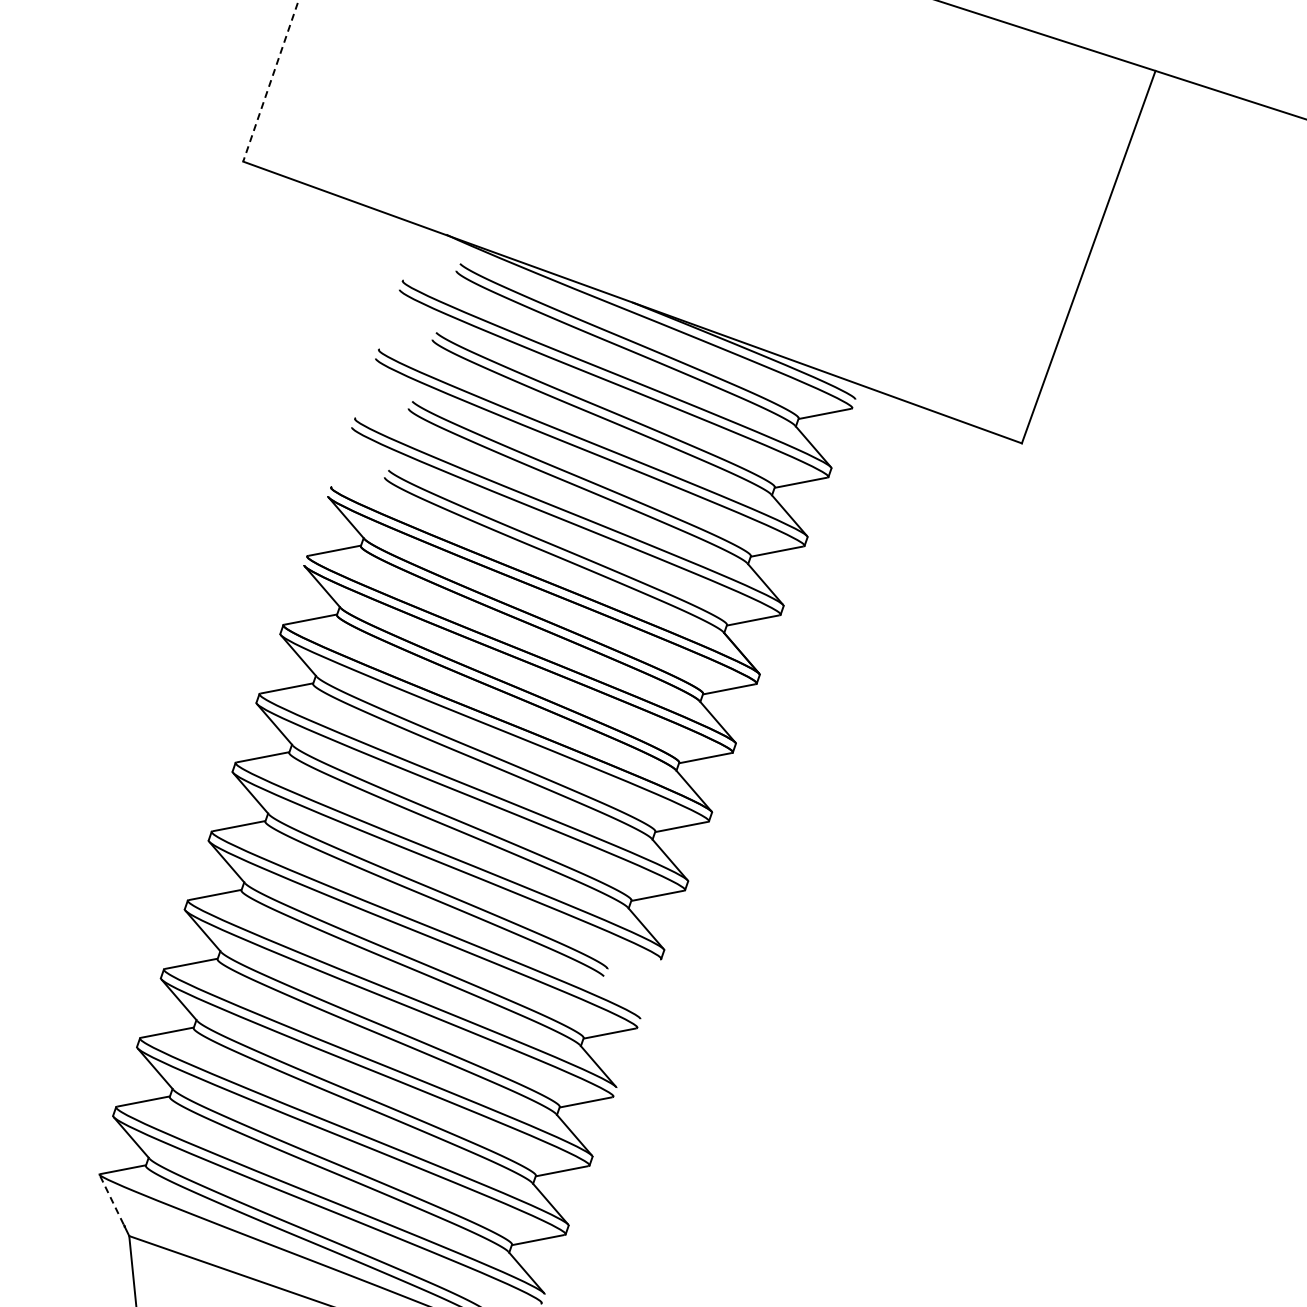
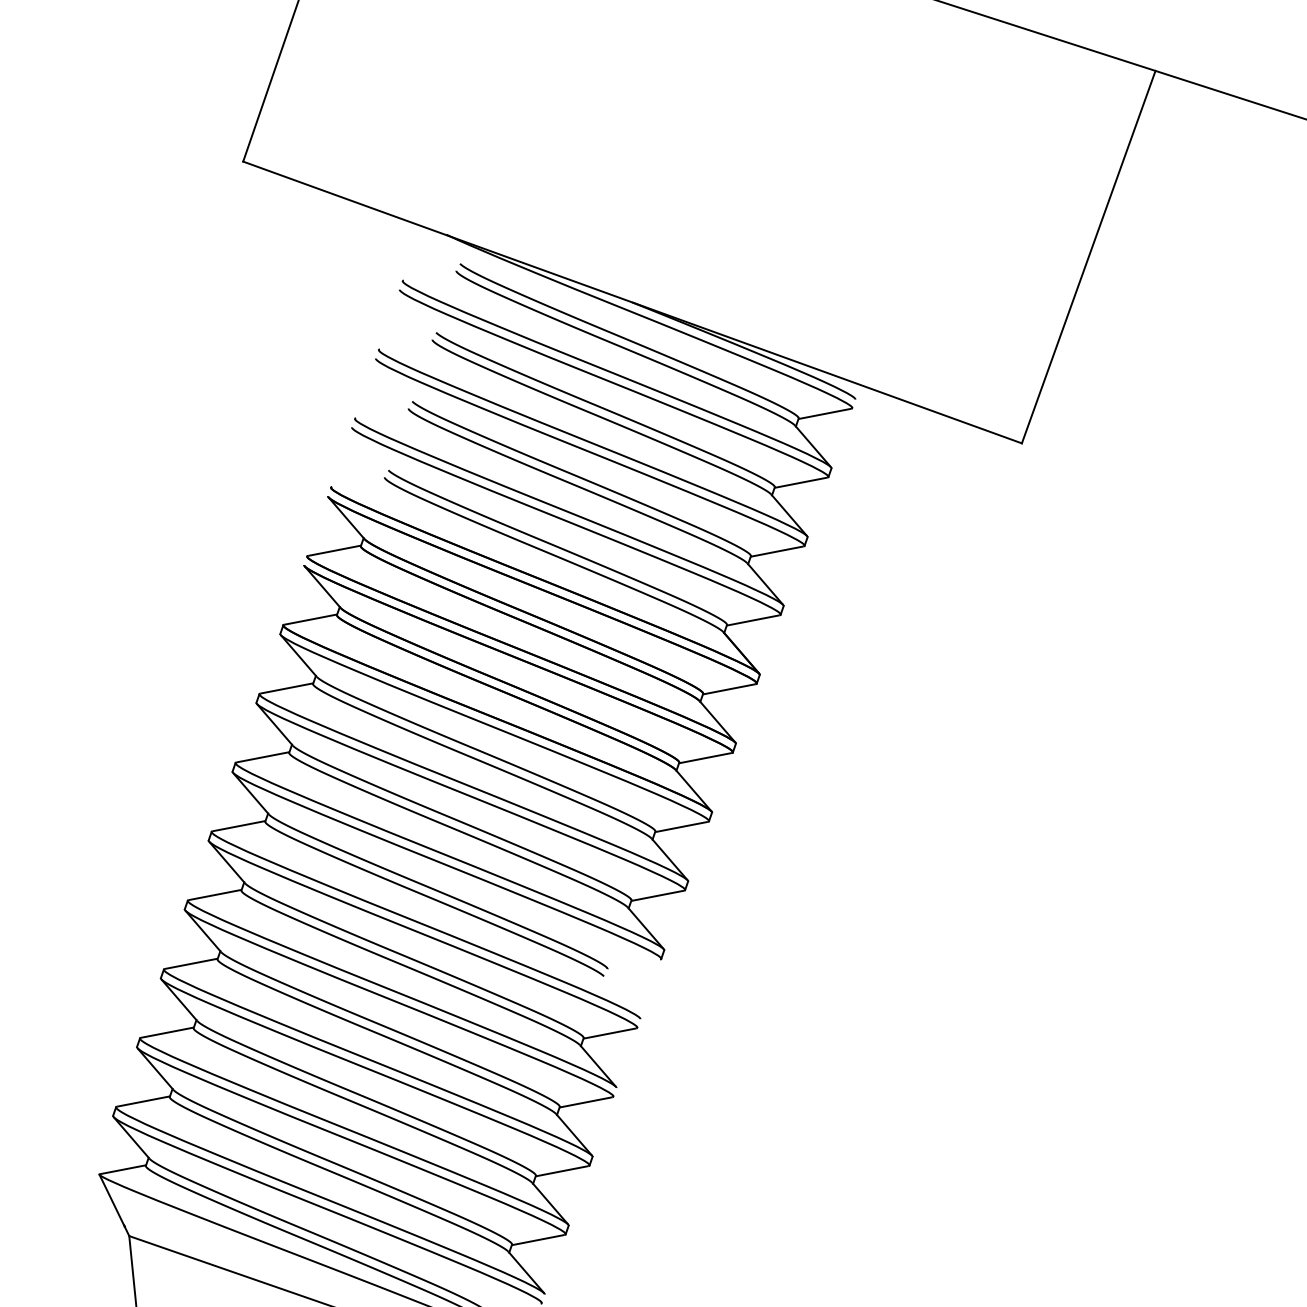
line: dashed -> solid (270, 81)
line: dashed -> solid (111, 1199)
